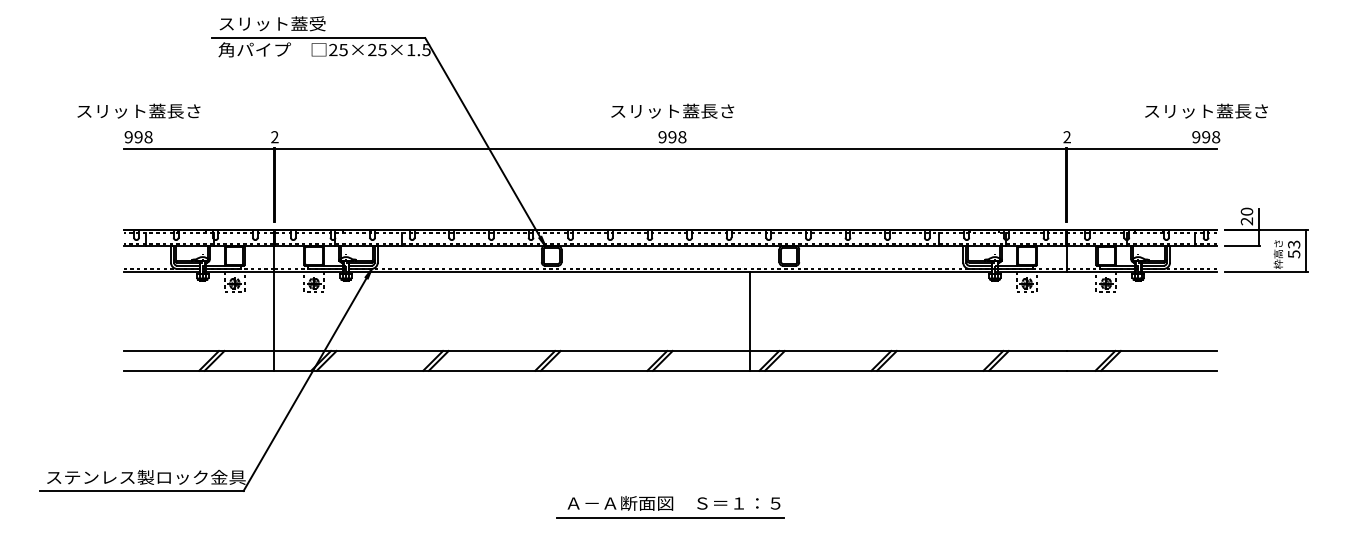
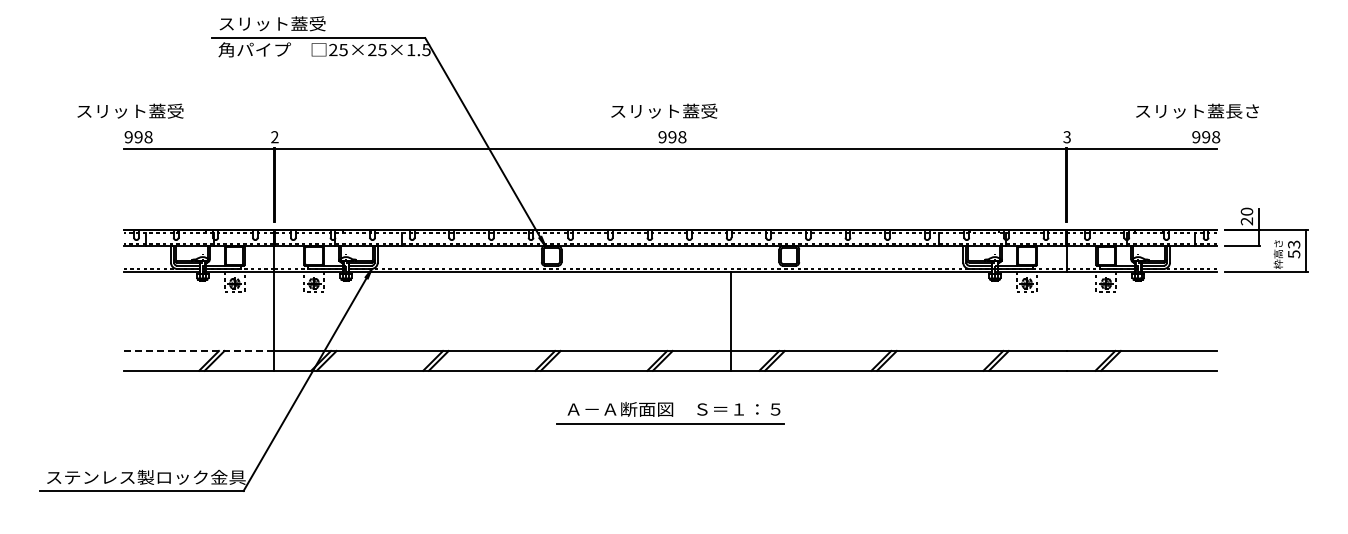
text: スリット蓋長さ -> スリット蓋受 (183, 110)
text: スリット蓋長さ -> スリット蓋受 (717, 110)
text position: (1206, 110) -> (1197, 110) (1197, 110)
text: 2 -> 3 (1066, 137)
line position: (749, 320) -> (730, 320) (730, 320)
line: solid -> dashed (199, 350)
part position: (670, 507) -> (670, 413) (670, 413)
